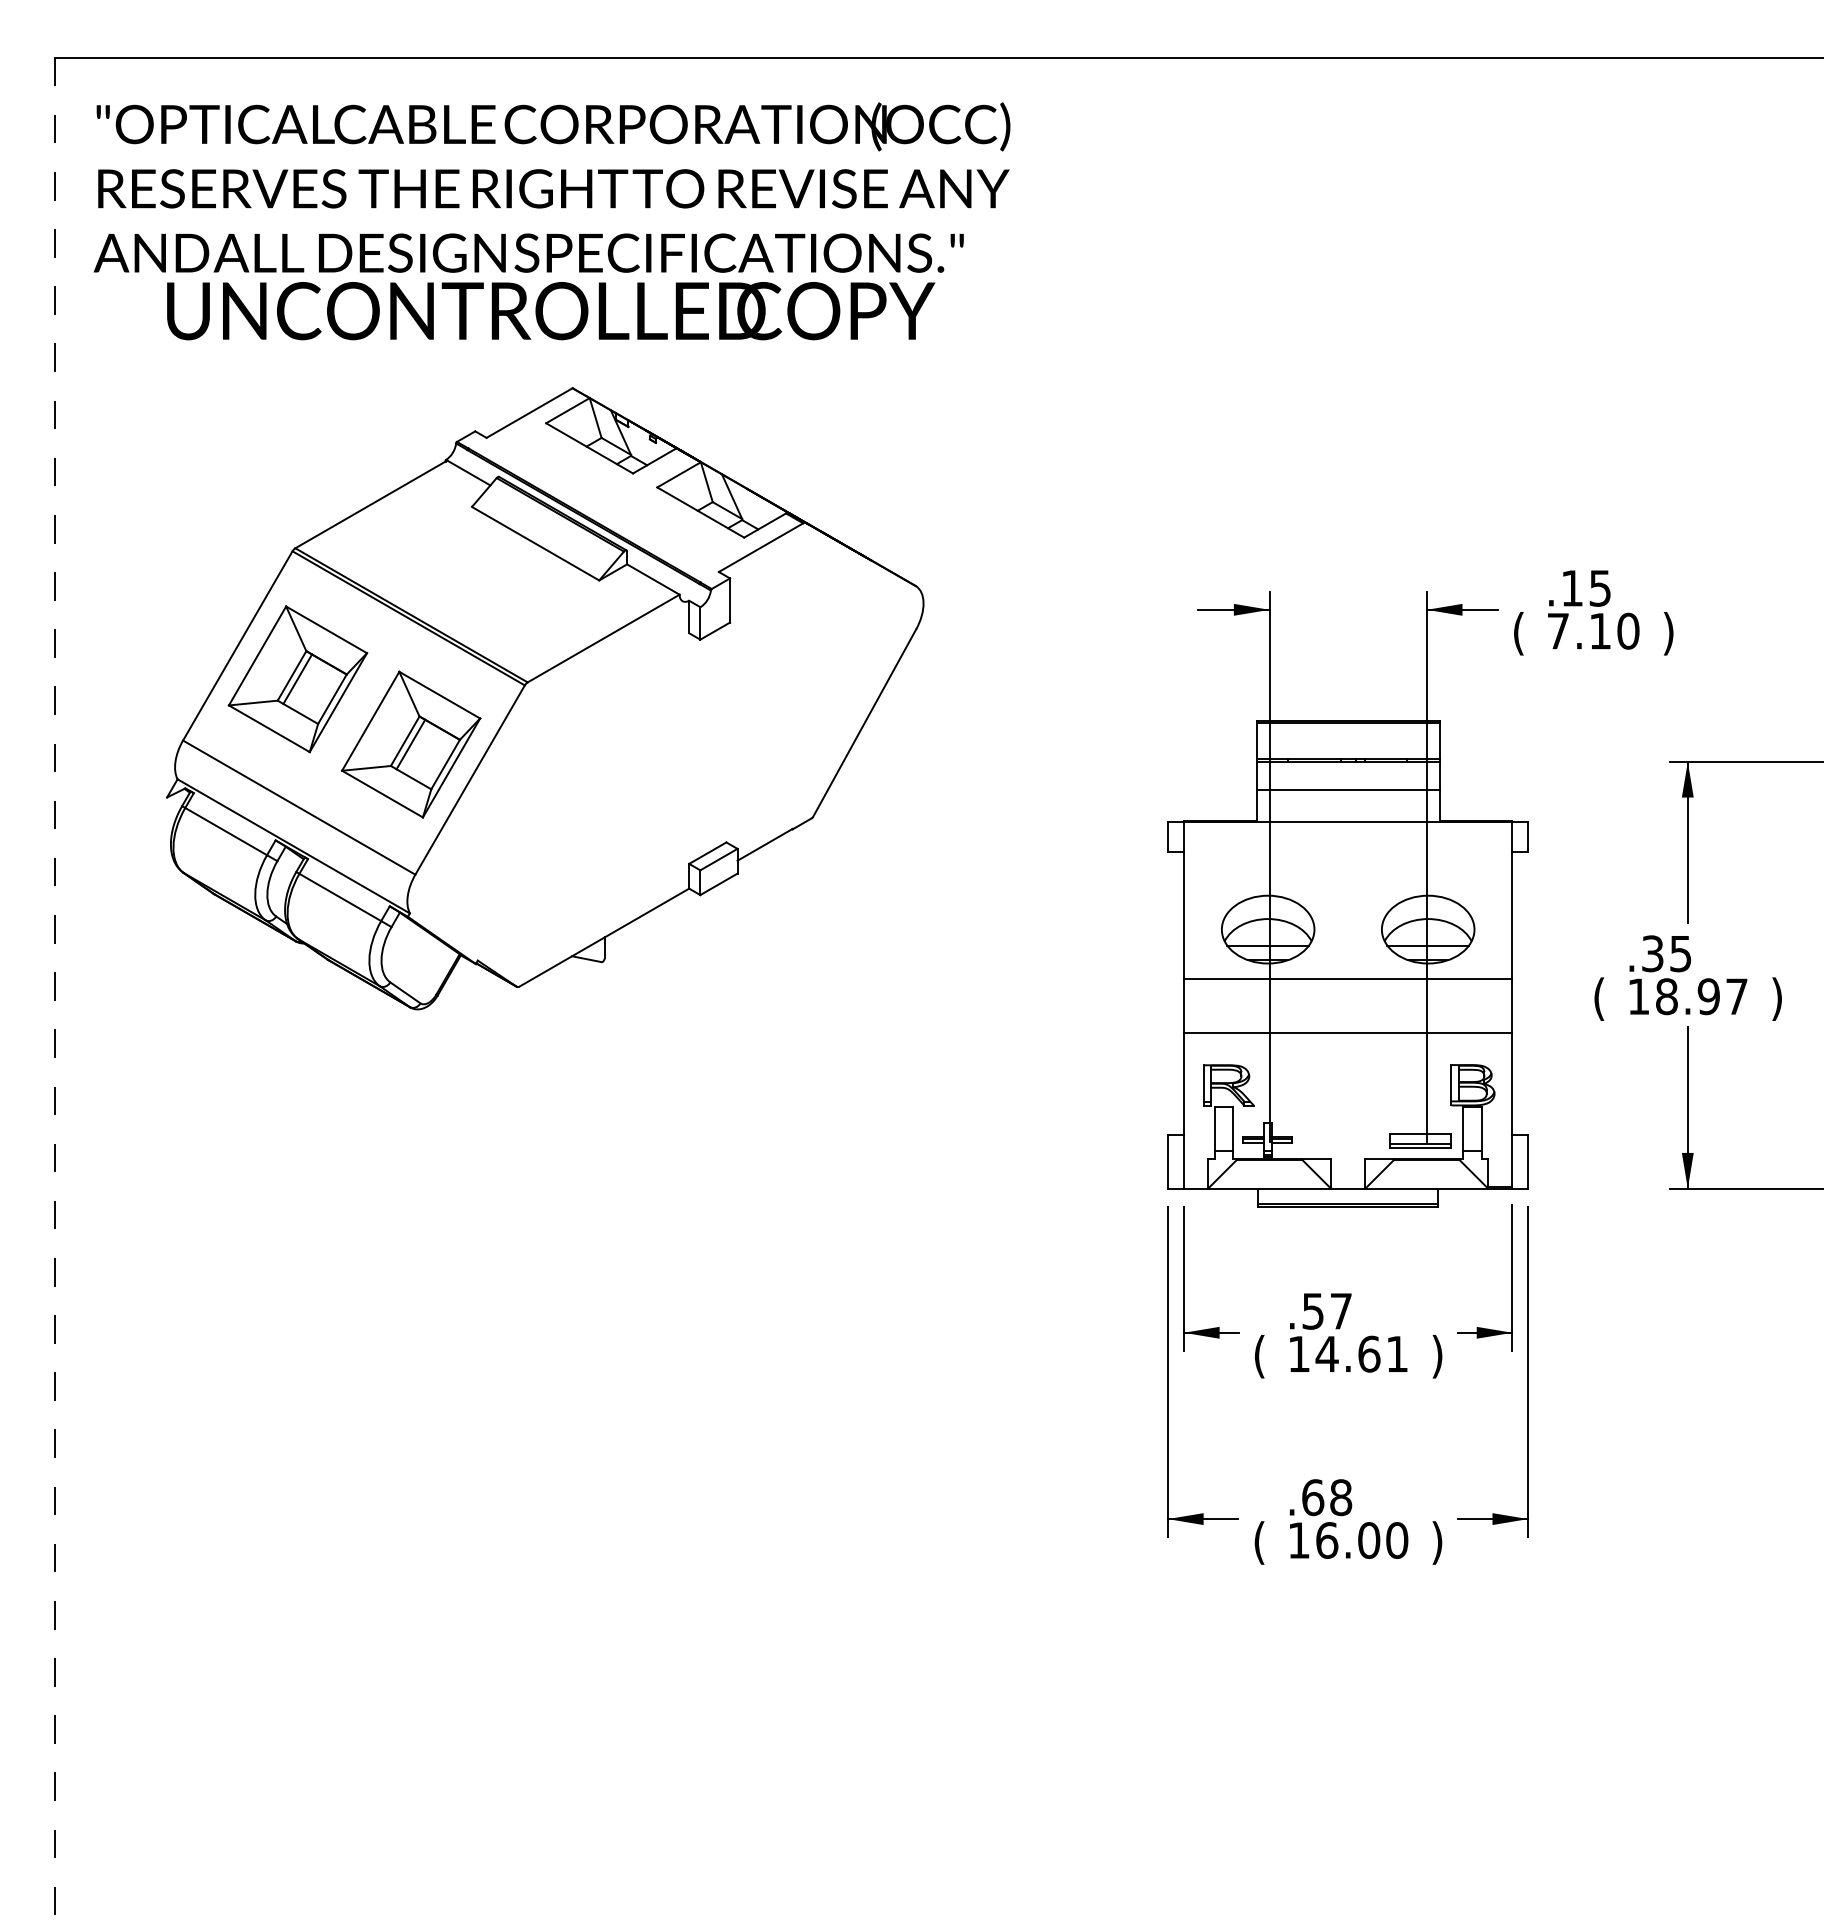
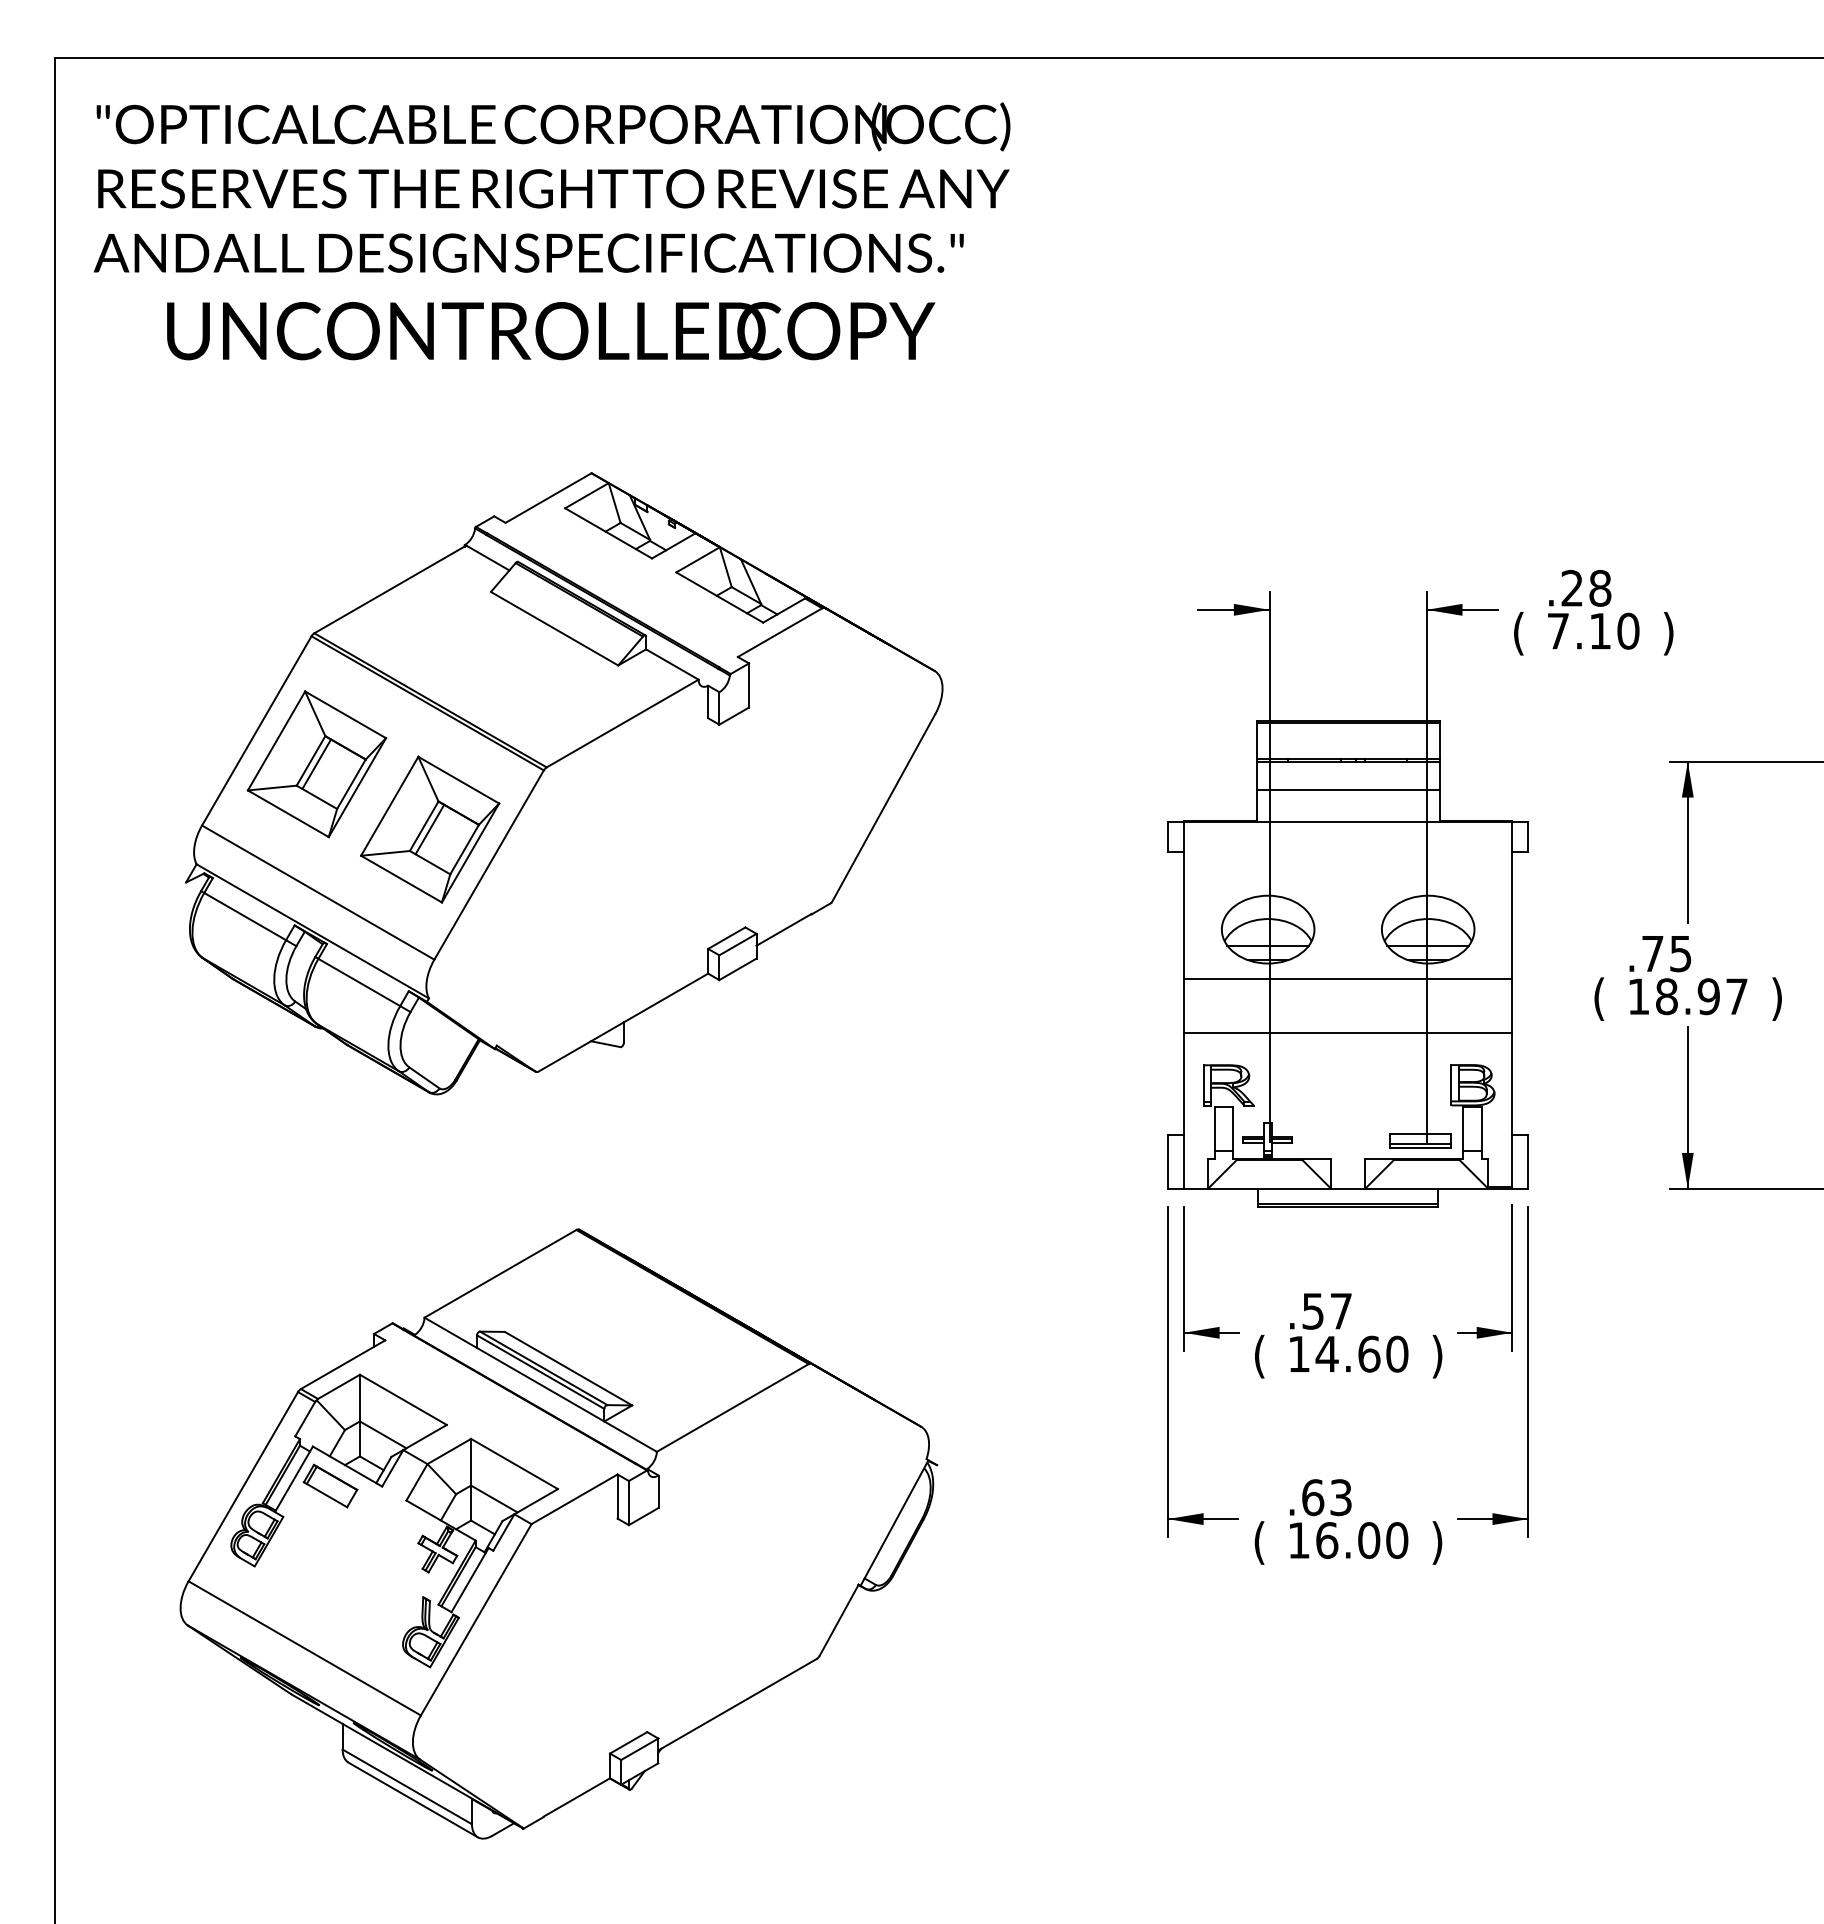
text position: (551, 311) -> (551, 331) (551, 331)
text: .15 -> .28 (1586, 587)
part position: (545, 698) -> (564, 783) (564, 783)
text: .35 -> .75 (1652, 953)
line: dashed -> solid (54, 990)
text: 14.61 -> 14.60 (1397, 1353)
text: .68 -> .63 (1341, 1497)
part: none -> present (558, 1533)
